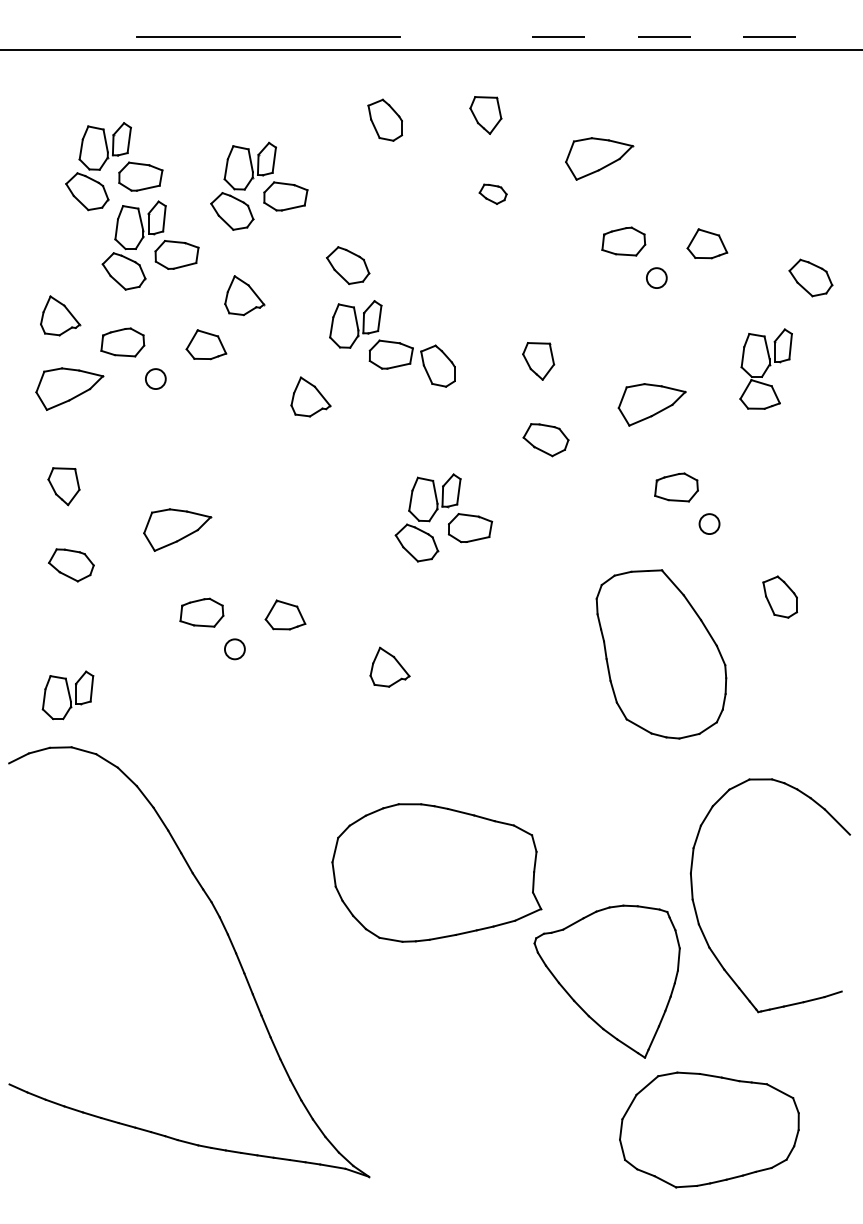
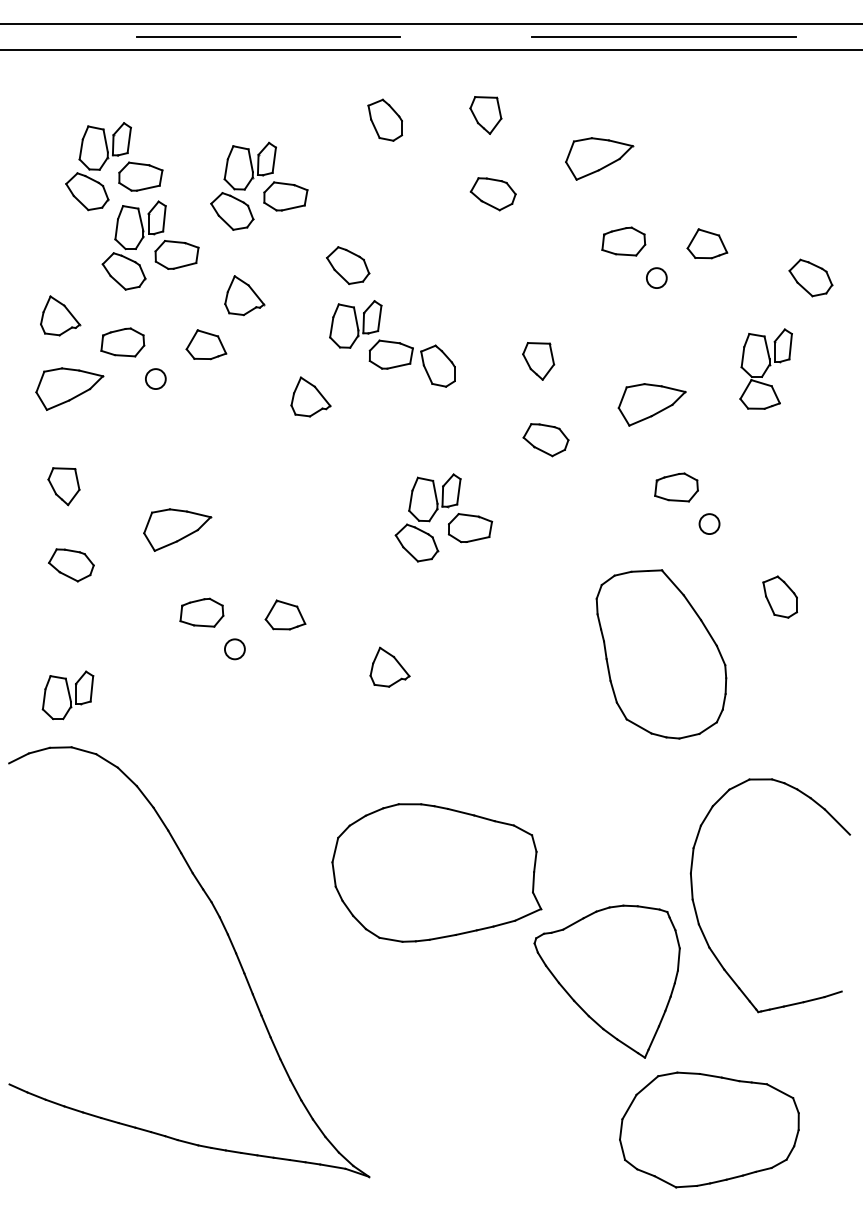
line: none -> present (430, 23)
line: dashed -> solid (664, 36)
part size: 30x22 px -> 48x35 px (492, 194)
